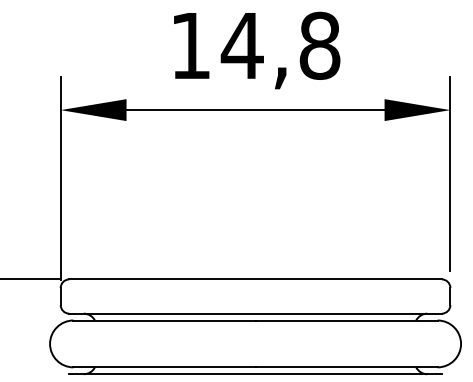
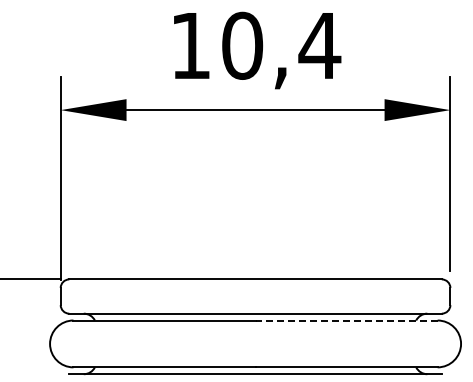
text: 14,8 -> 10,4 (280, 45)
line: solid -> dashed (346, 320)
